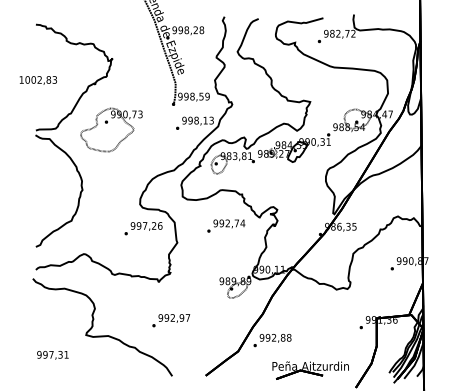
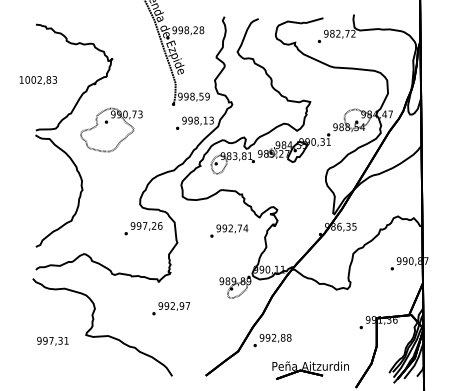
text position: (226, 225) -> (229, 230) (229, 230)
text position: (171, 320) -> (171, 308) (171, 308)
text position: (52, 355) -> (52, 341) (52, 341)
